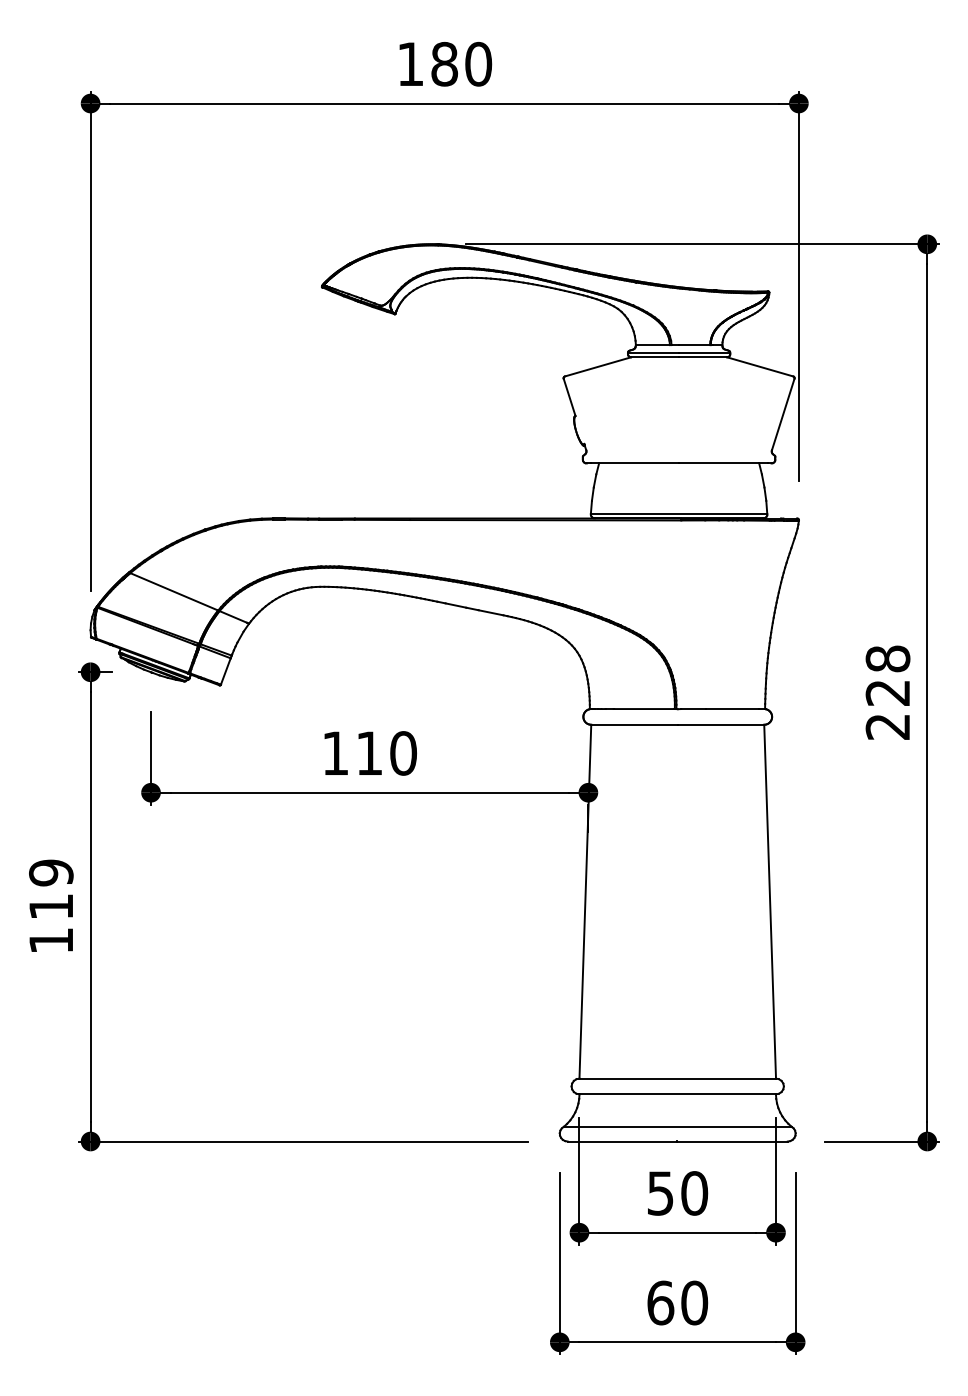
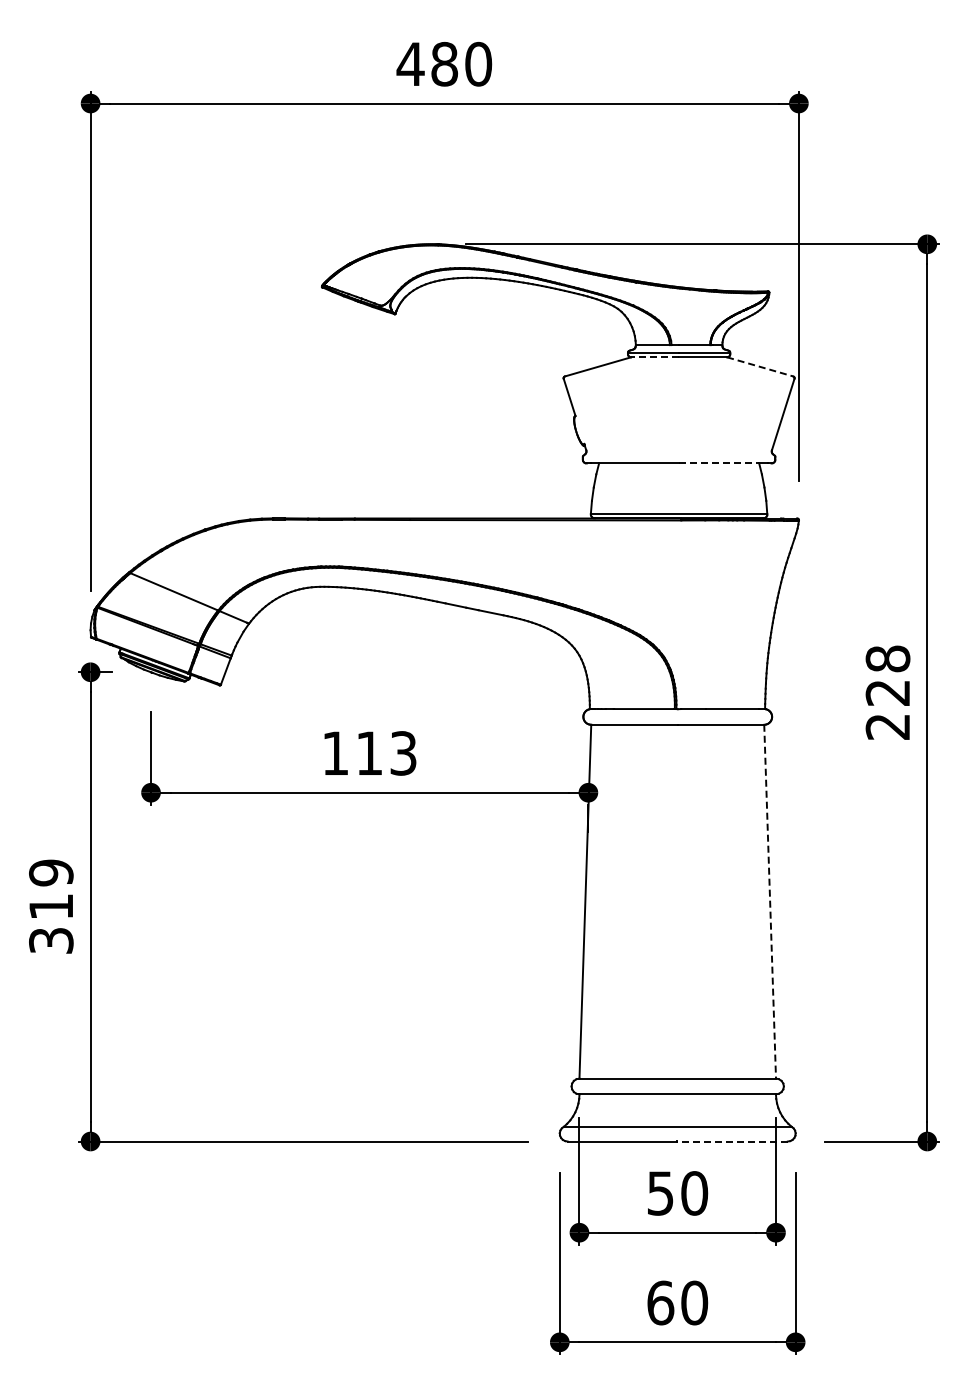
text: 180 -> 480 (410, 63)
line: solid -> dashed (655, 357)
line: solid -> dashed (760, 367)
line: solid -> dashed (719, 463)
text: 110 -> 113 (403, 753)
line: solid -> dashed (770, 902)
text: 119 -> 319 (51, 940)
line: solid -> dashed (732, 1141)
